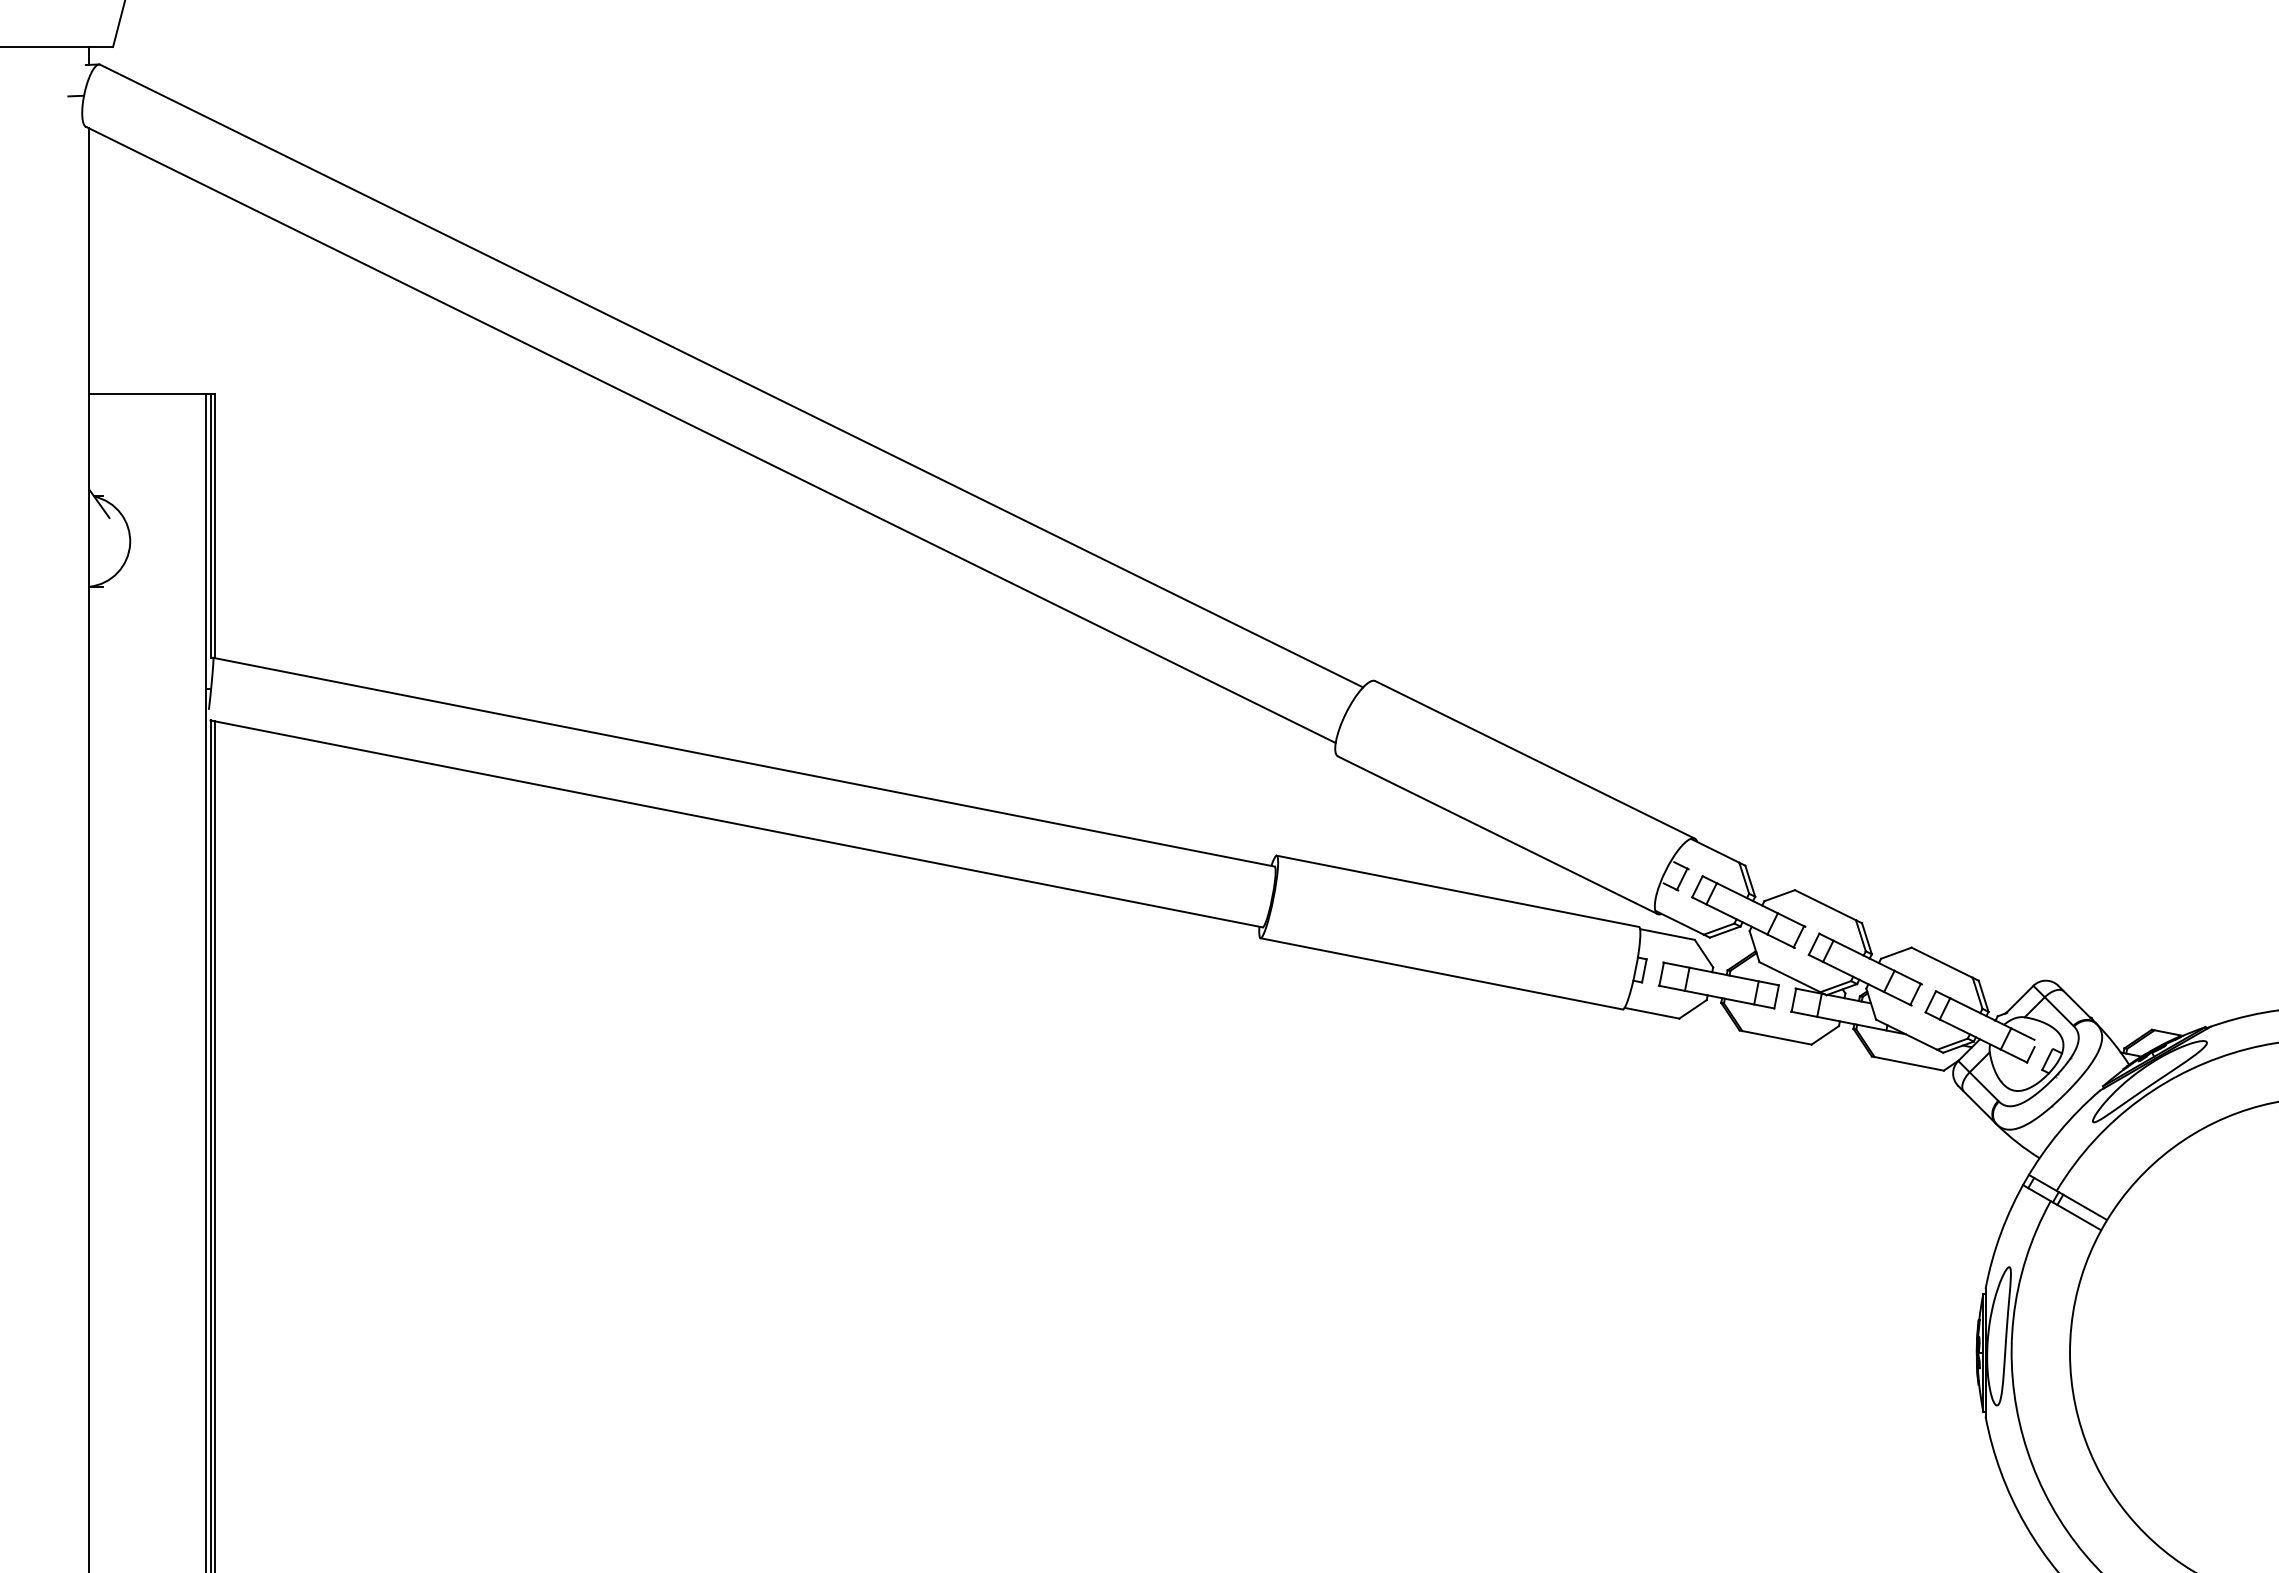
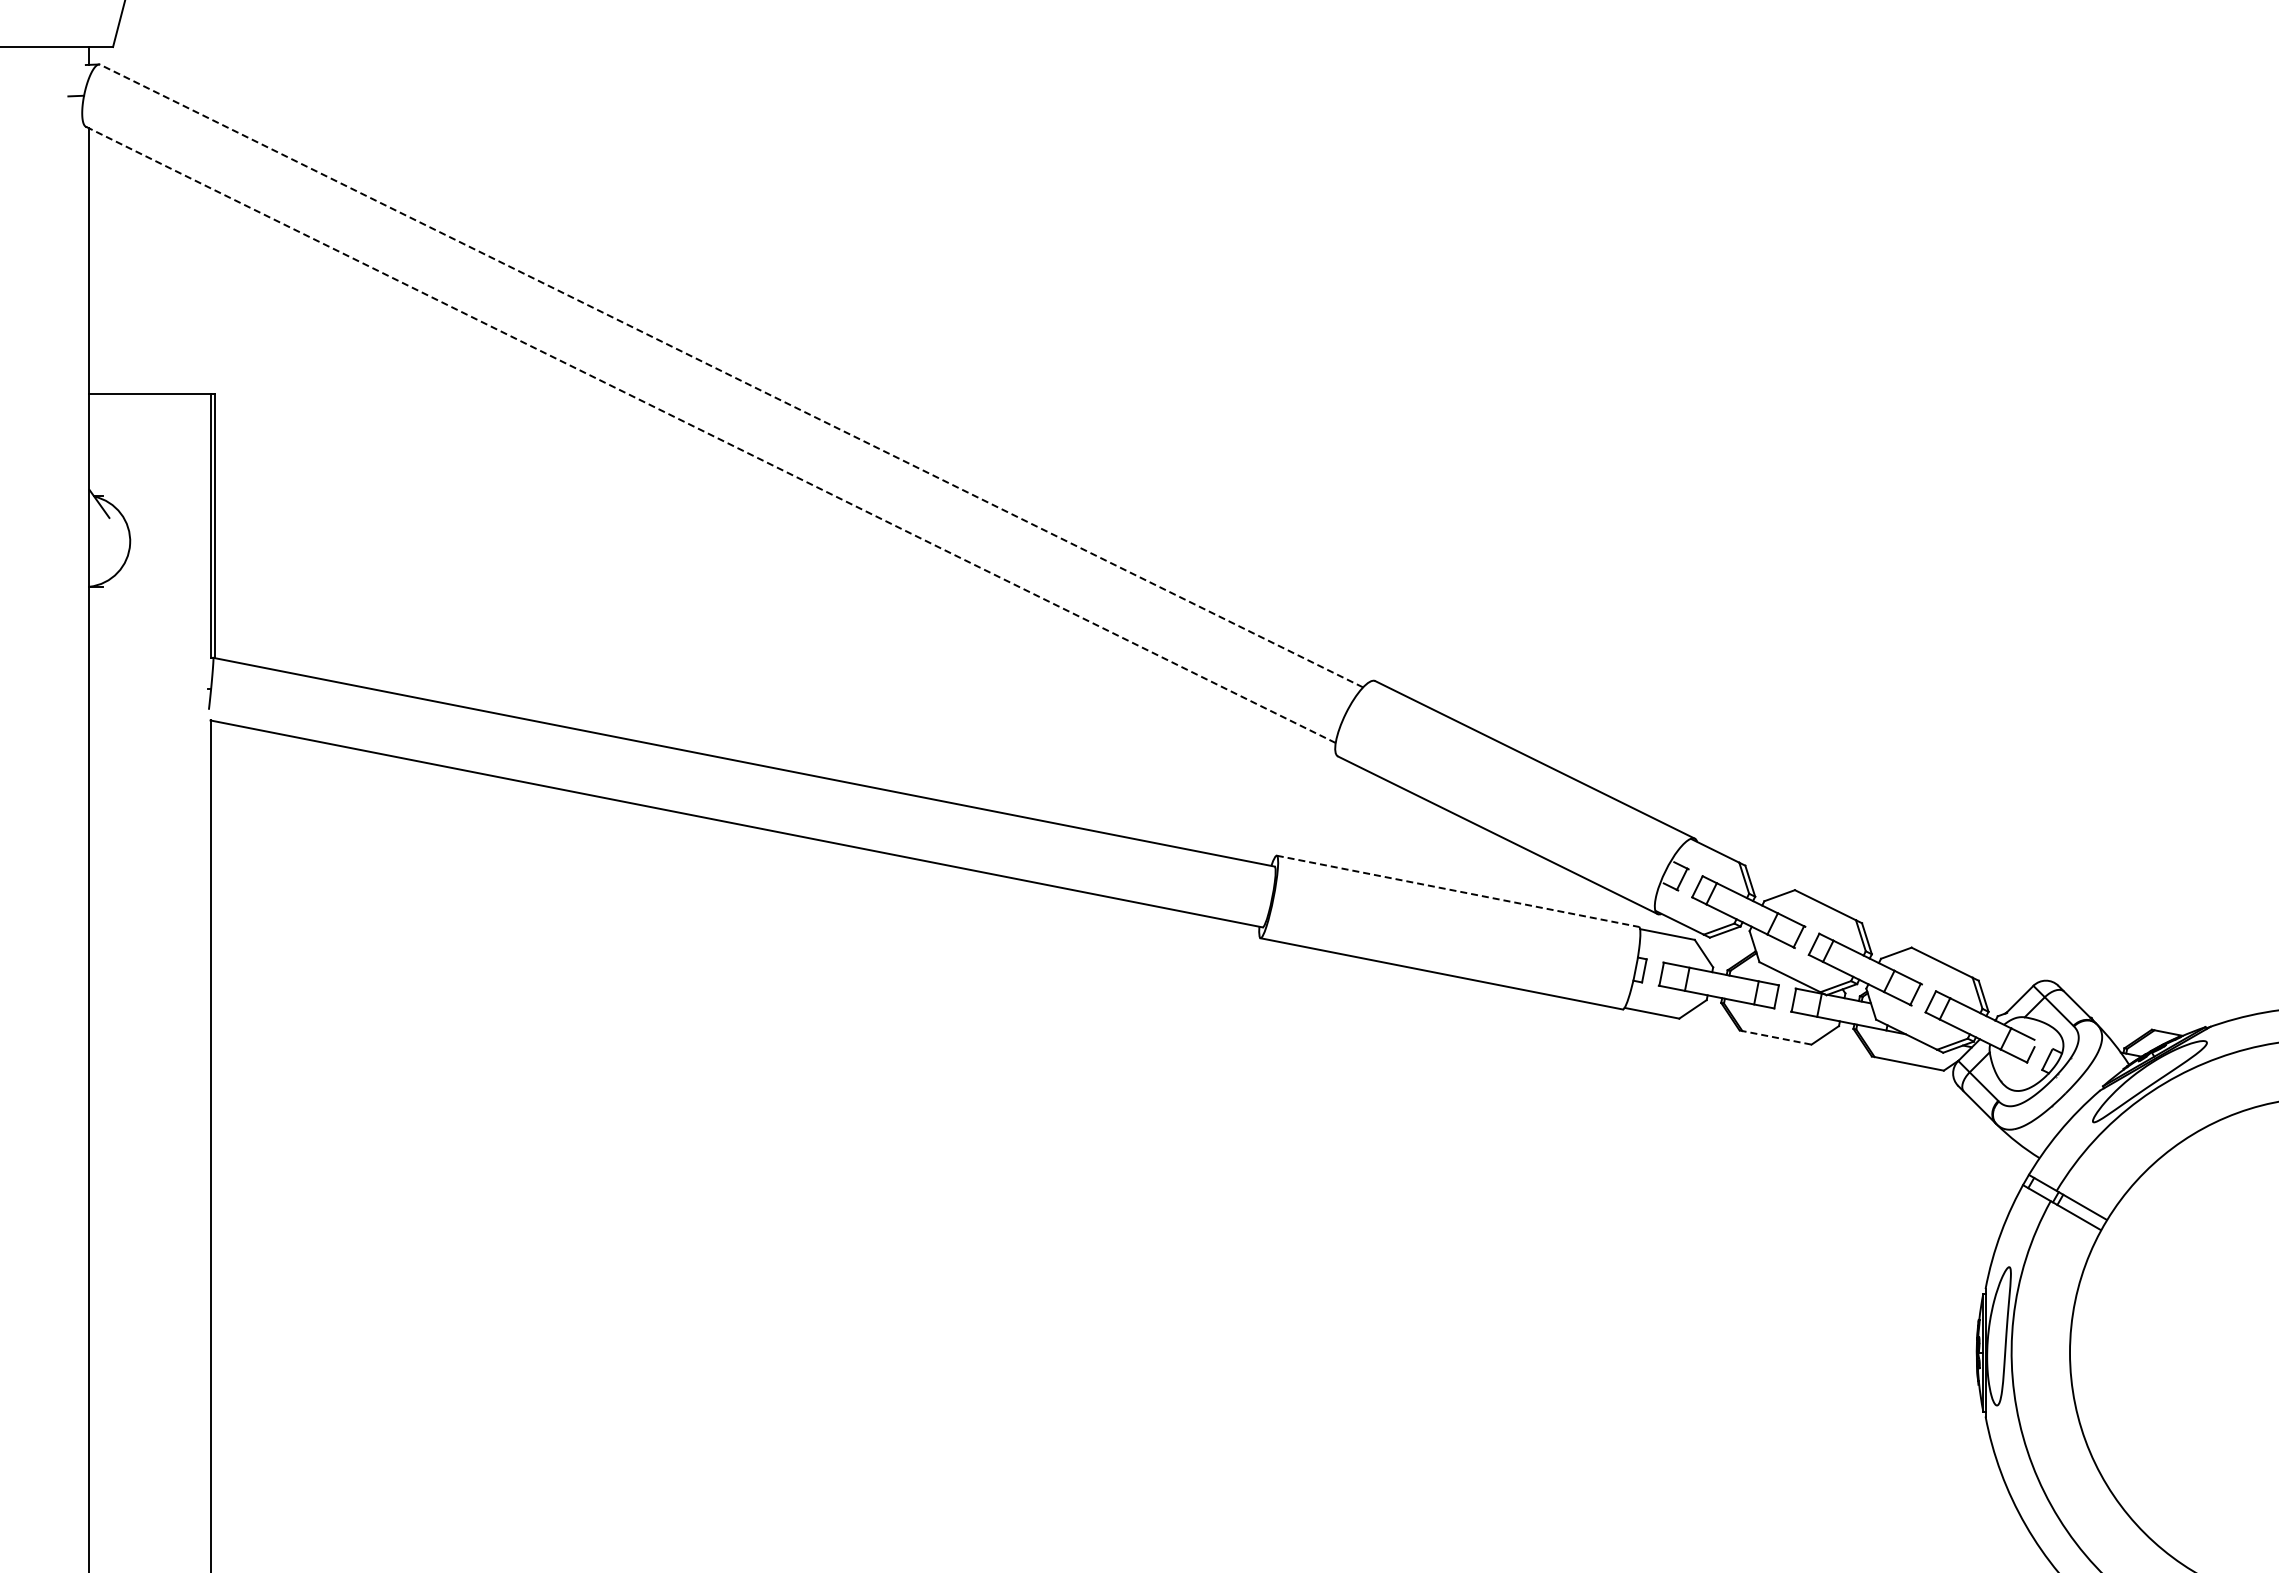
line: solid -> dashed (731, 375)
line: solid -> dashed (710, 434)
line: solid -> dashed (1457, 891)
line: present -> none (205, 981)
line: solid -> dashed (1775, 1037)
line: present -> none (215, 1145)
